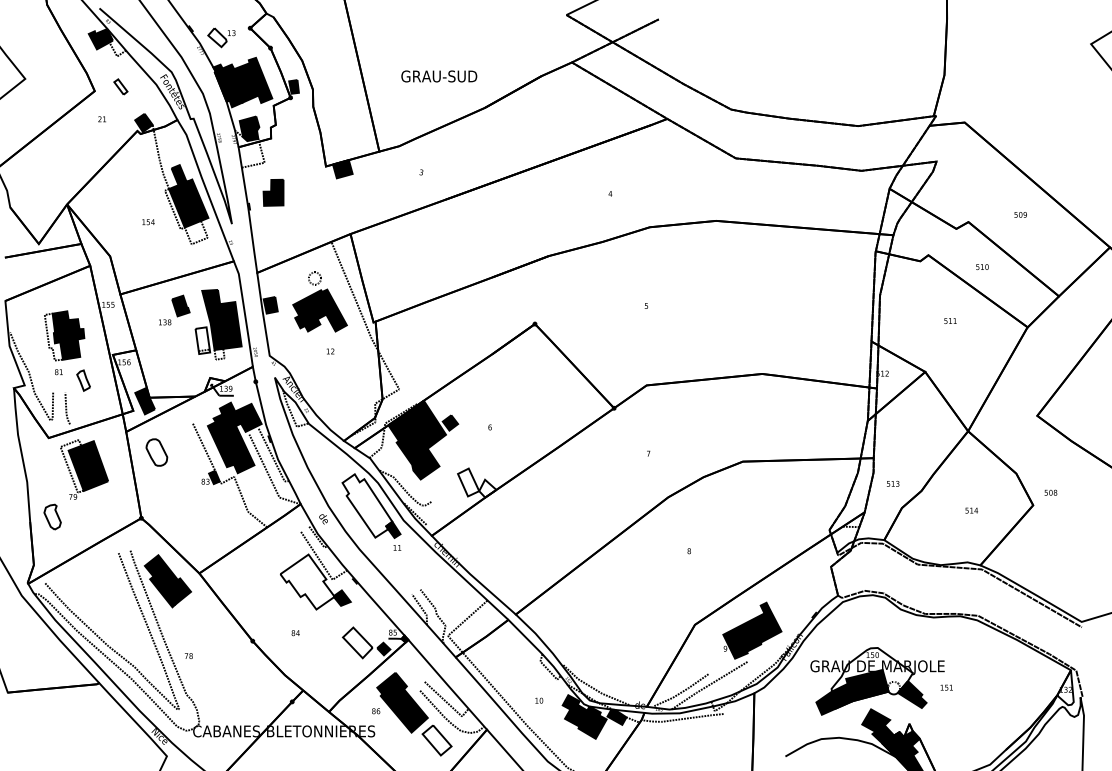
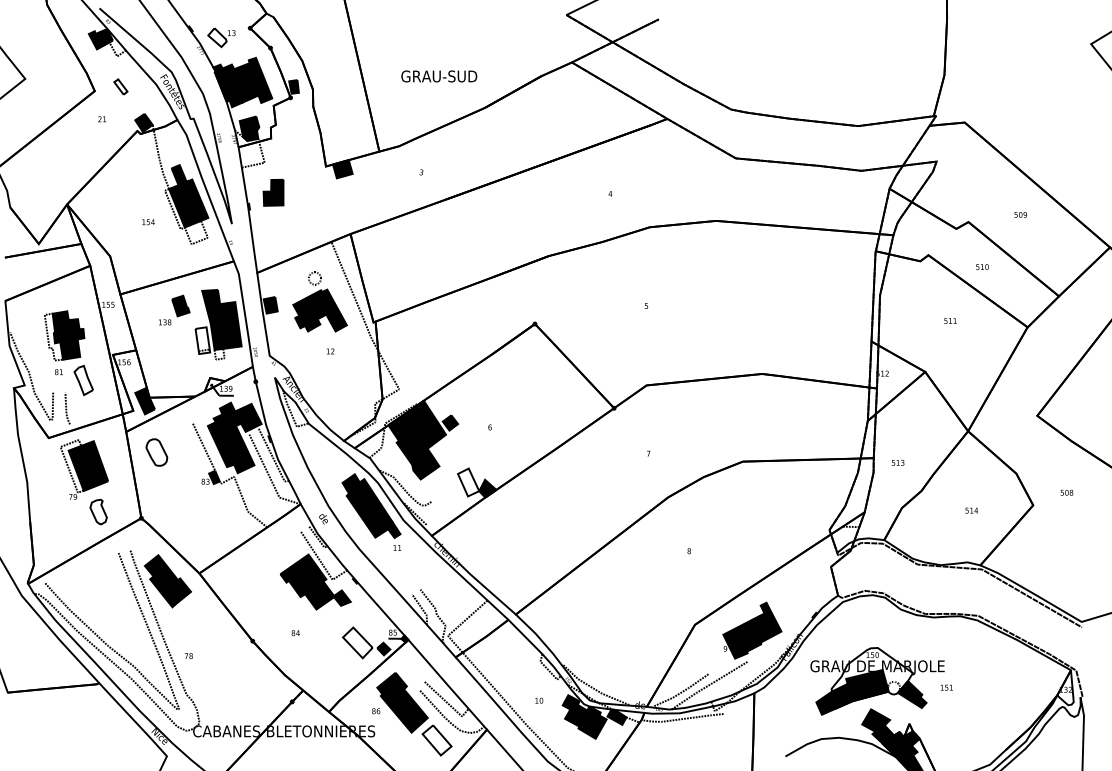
part size: 15x23 px -> 21x32 px (83, 380)
text position: (893, 483) -> (898, 462) (898, 462)
fill: none -> present (487, 488)
text position: (1050, 492) -> (1066, 492) (1066, 492)
fill: none -> present (367, 505)
part position: (52, 516) -> (98, 511) (98, 511)
fill: none -> present (307, 581)
